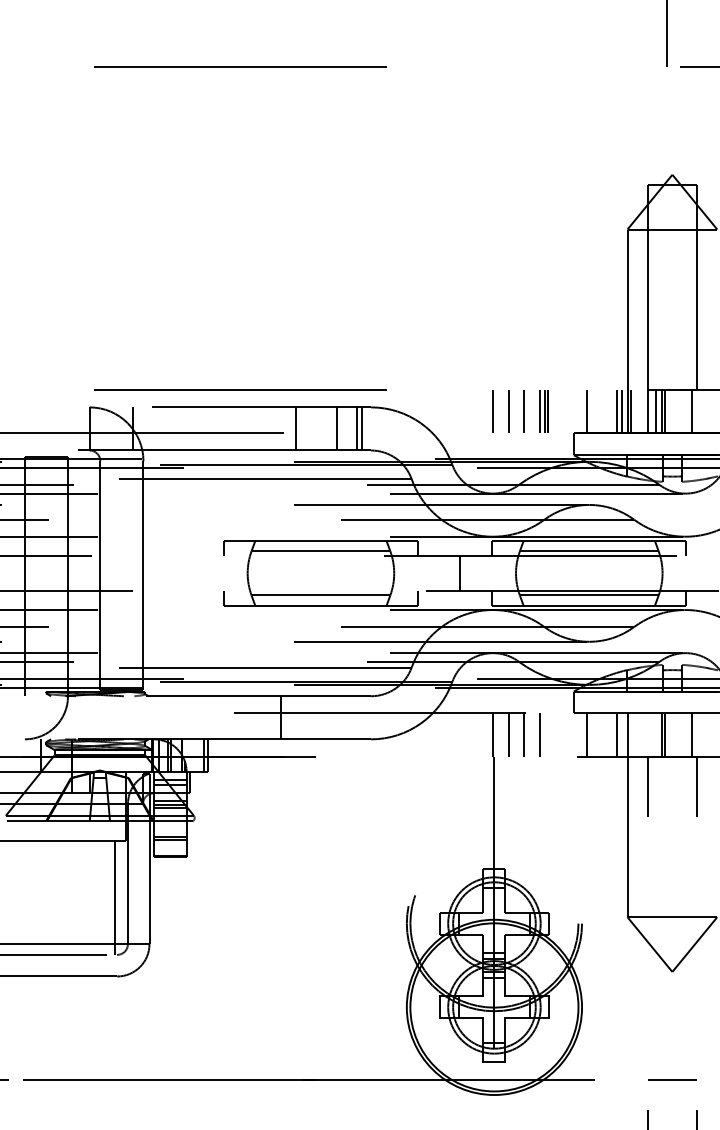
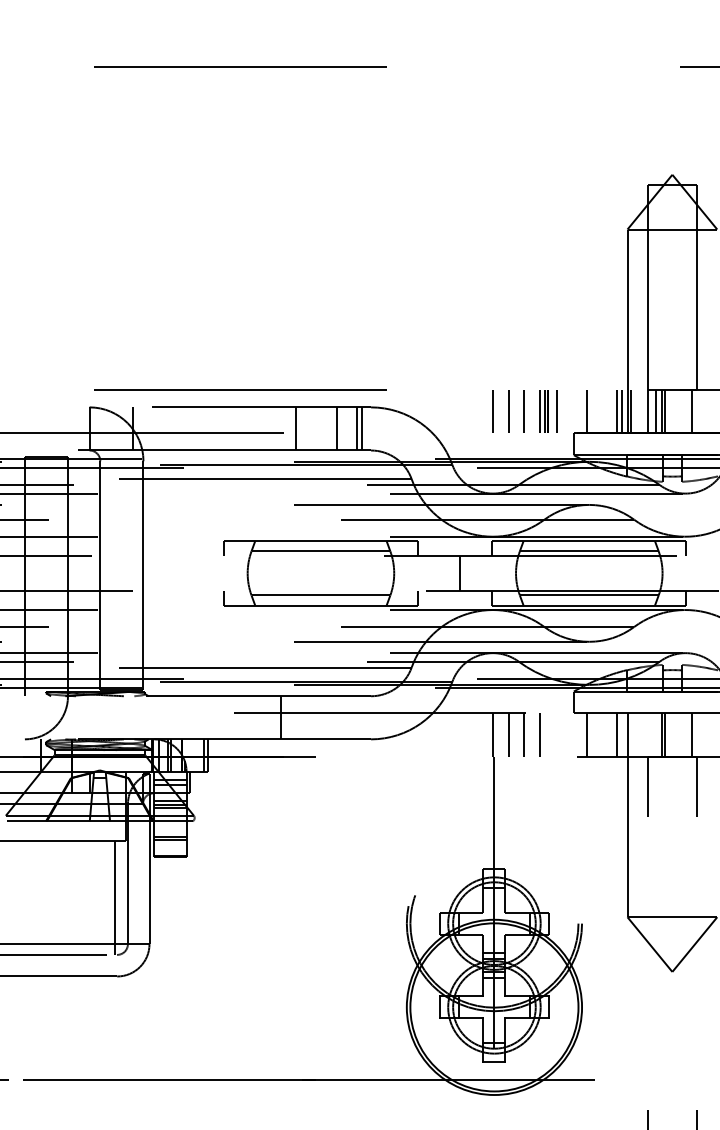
line: present -> none (667, 34)
line: none -> present (556, 411)
line: present -> none (672, 1079)
